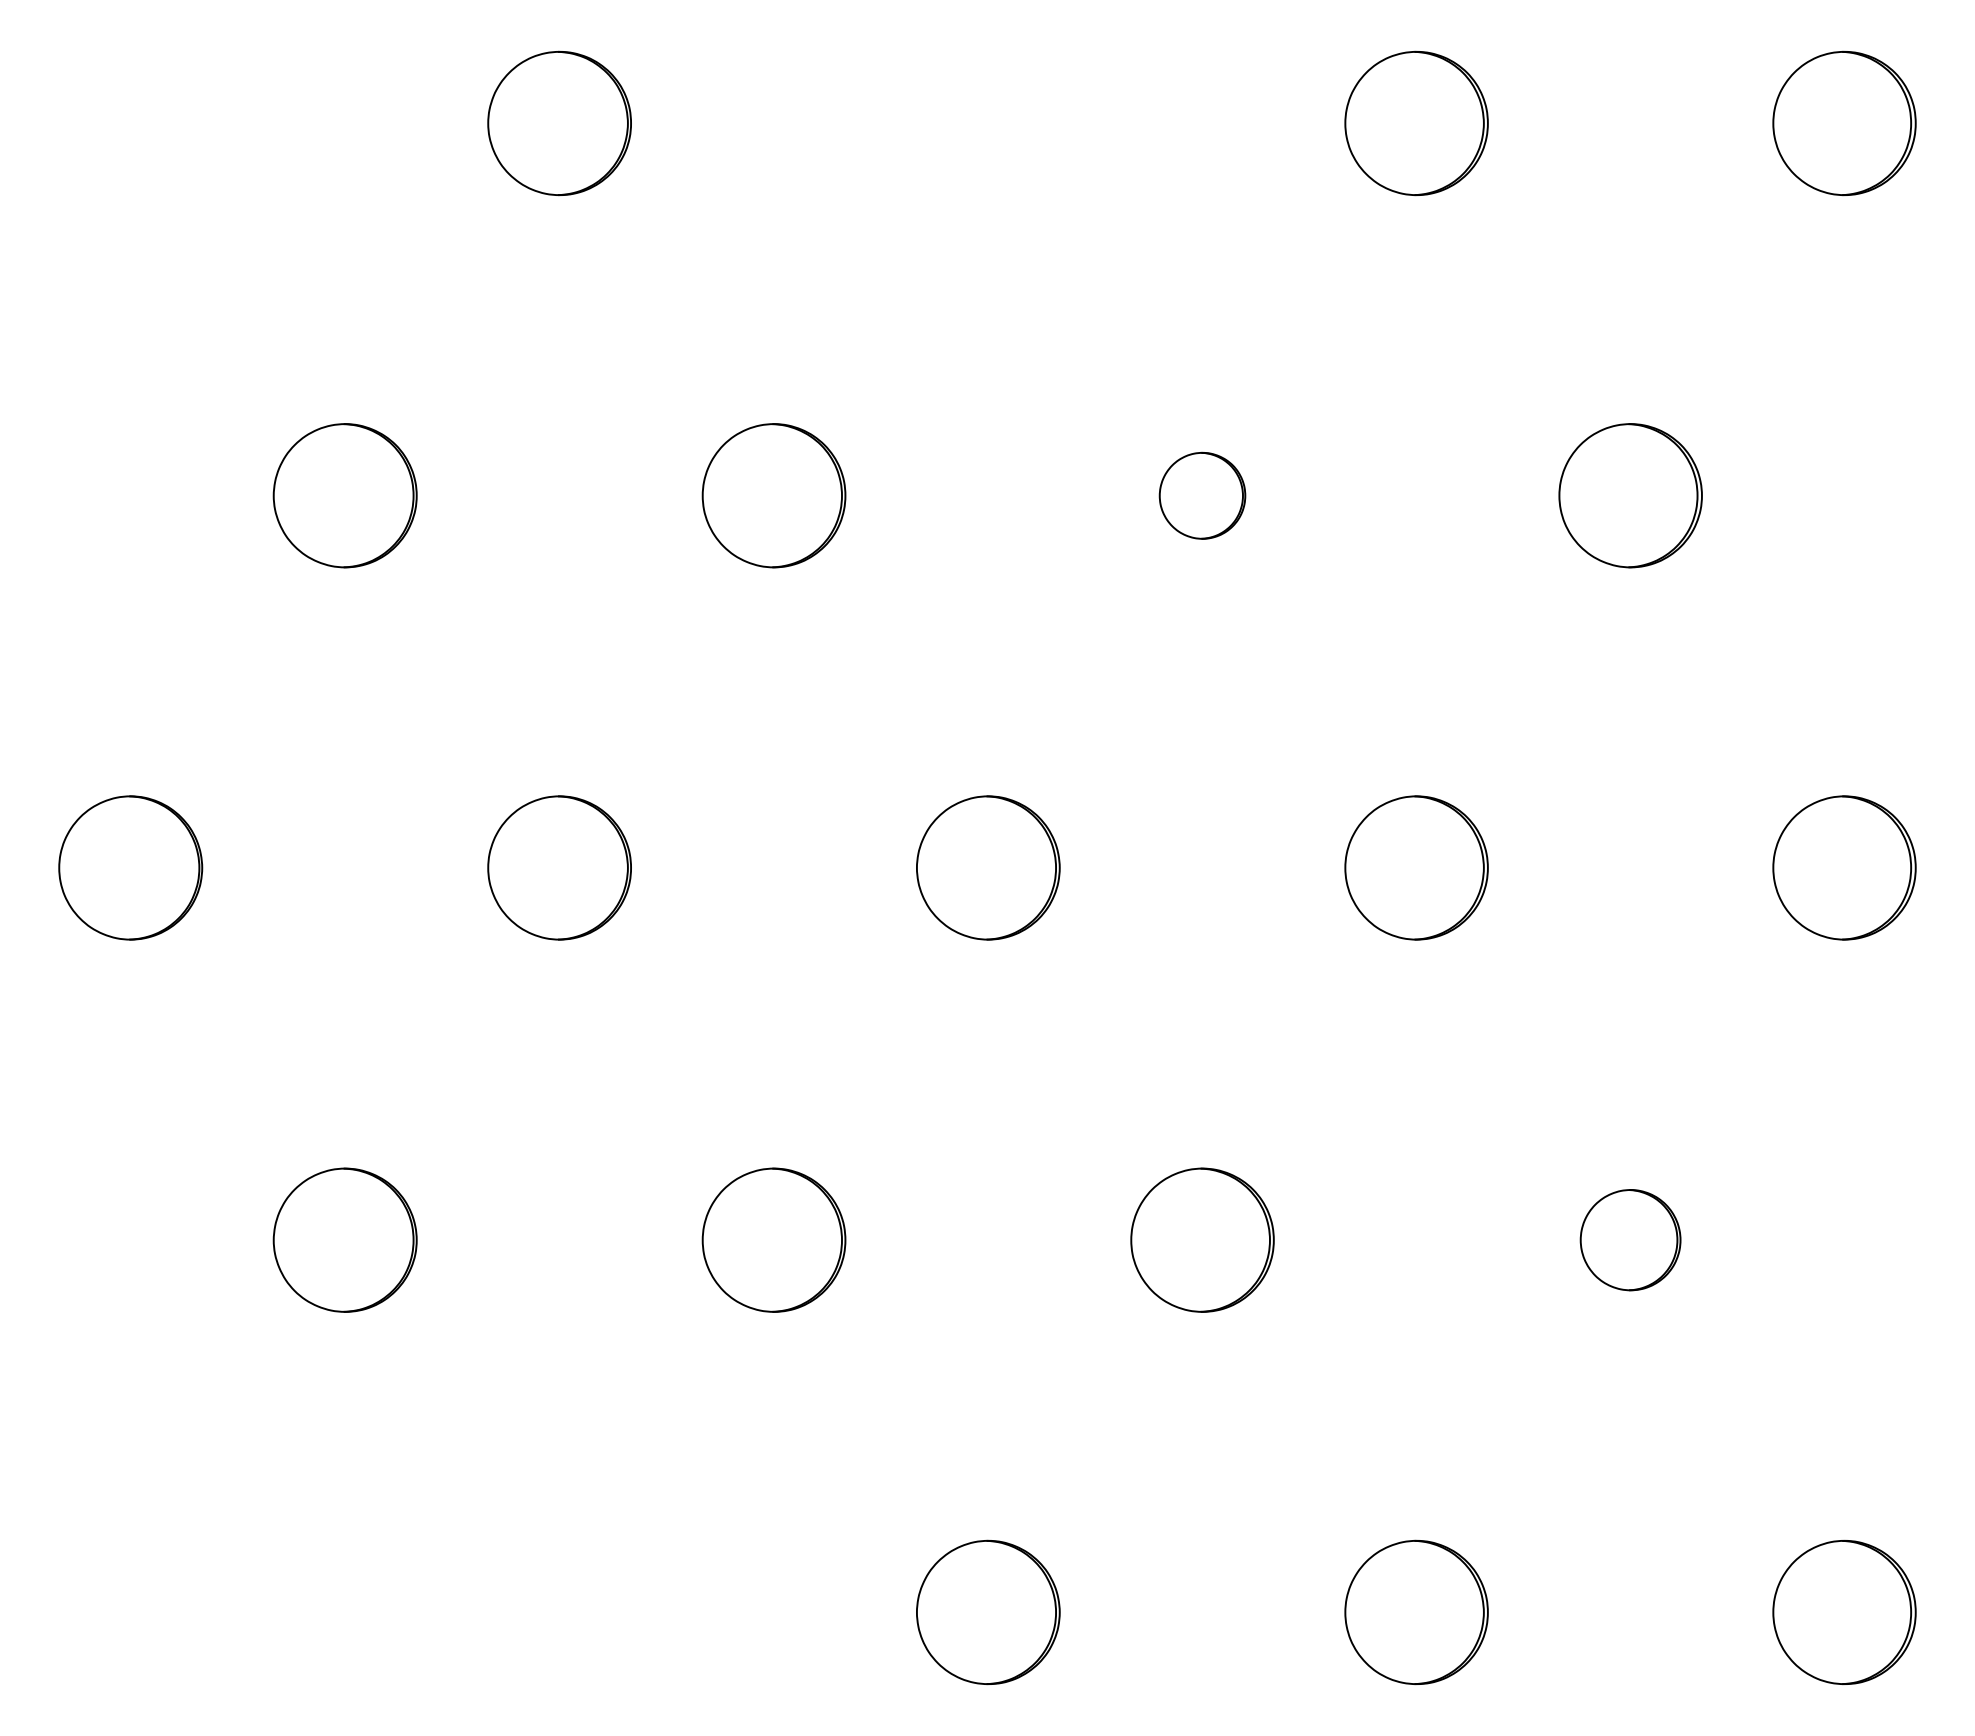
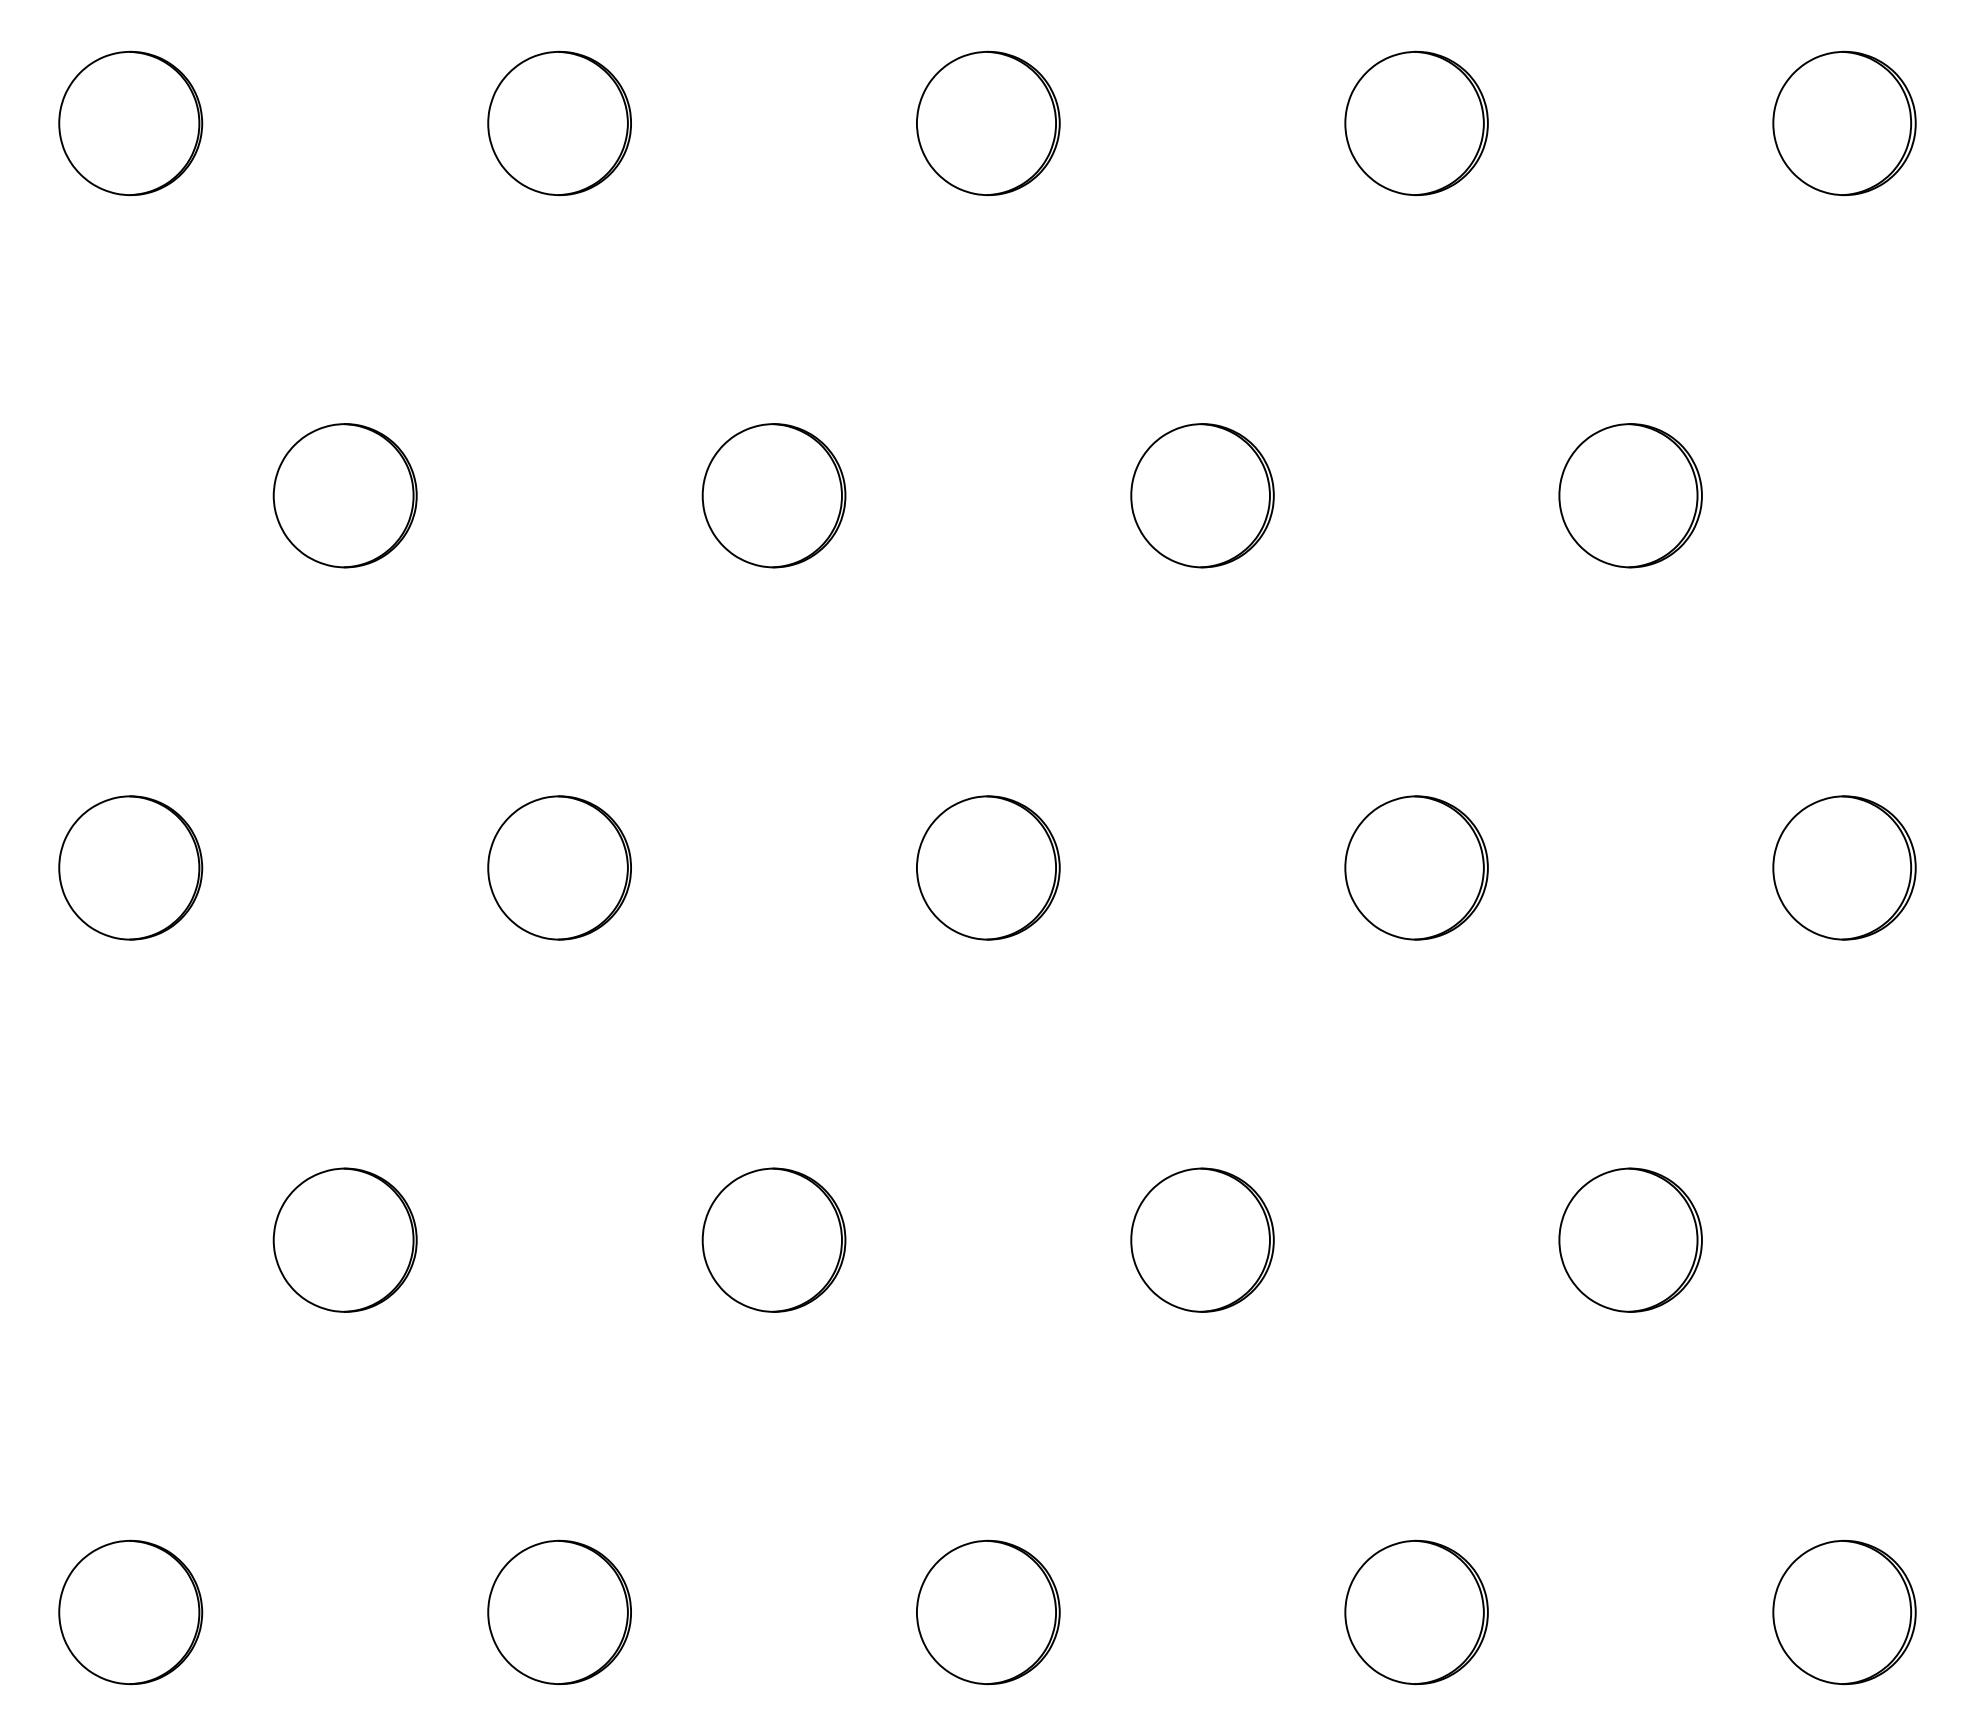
part: none -> present (130, 123)
part: none -> present (988, 123)
part size: 89x89 px -> 145x146 px (1202, 495)
part size: 103x103 px -> 145x146 px (1630, 1239)
part: none -> present (130, 1612)
part: none -> present (559, 1612)
